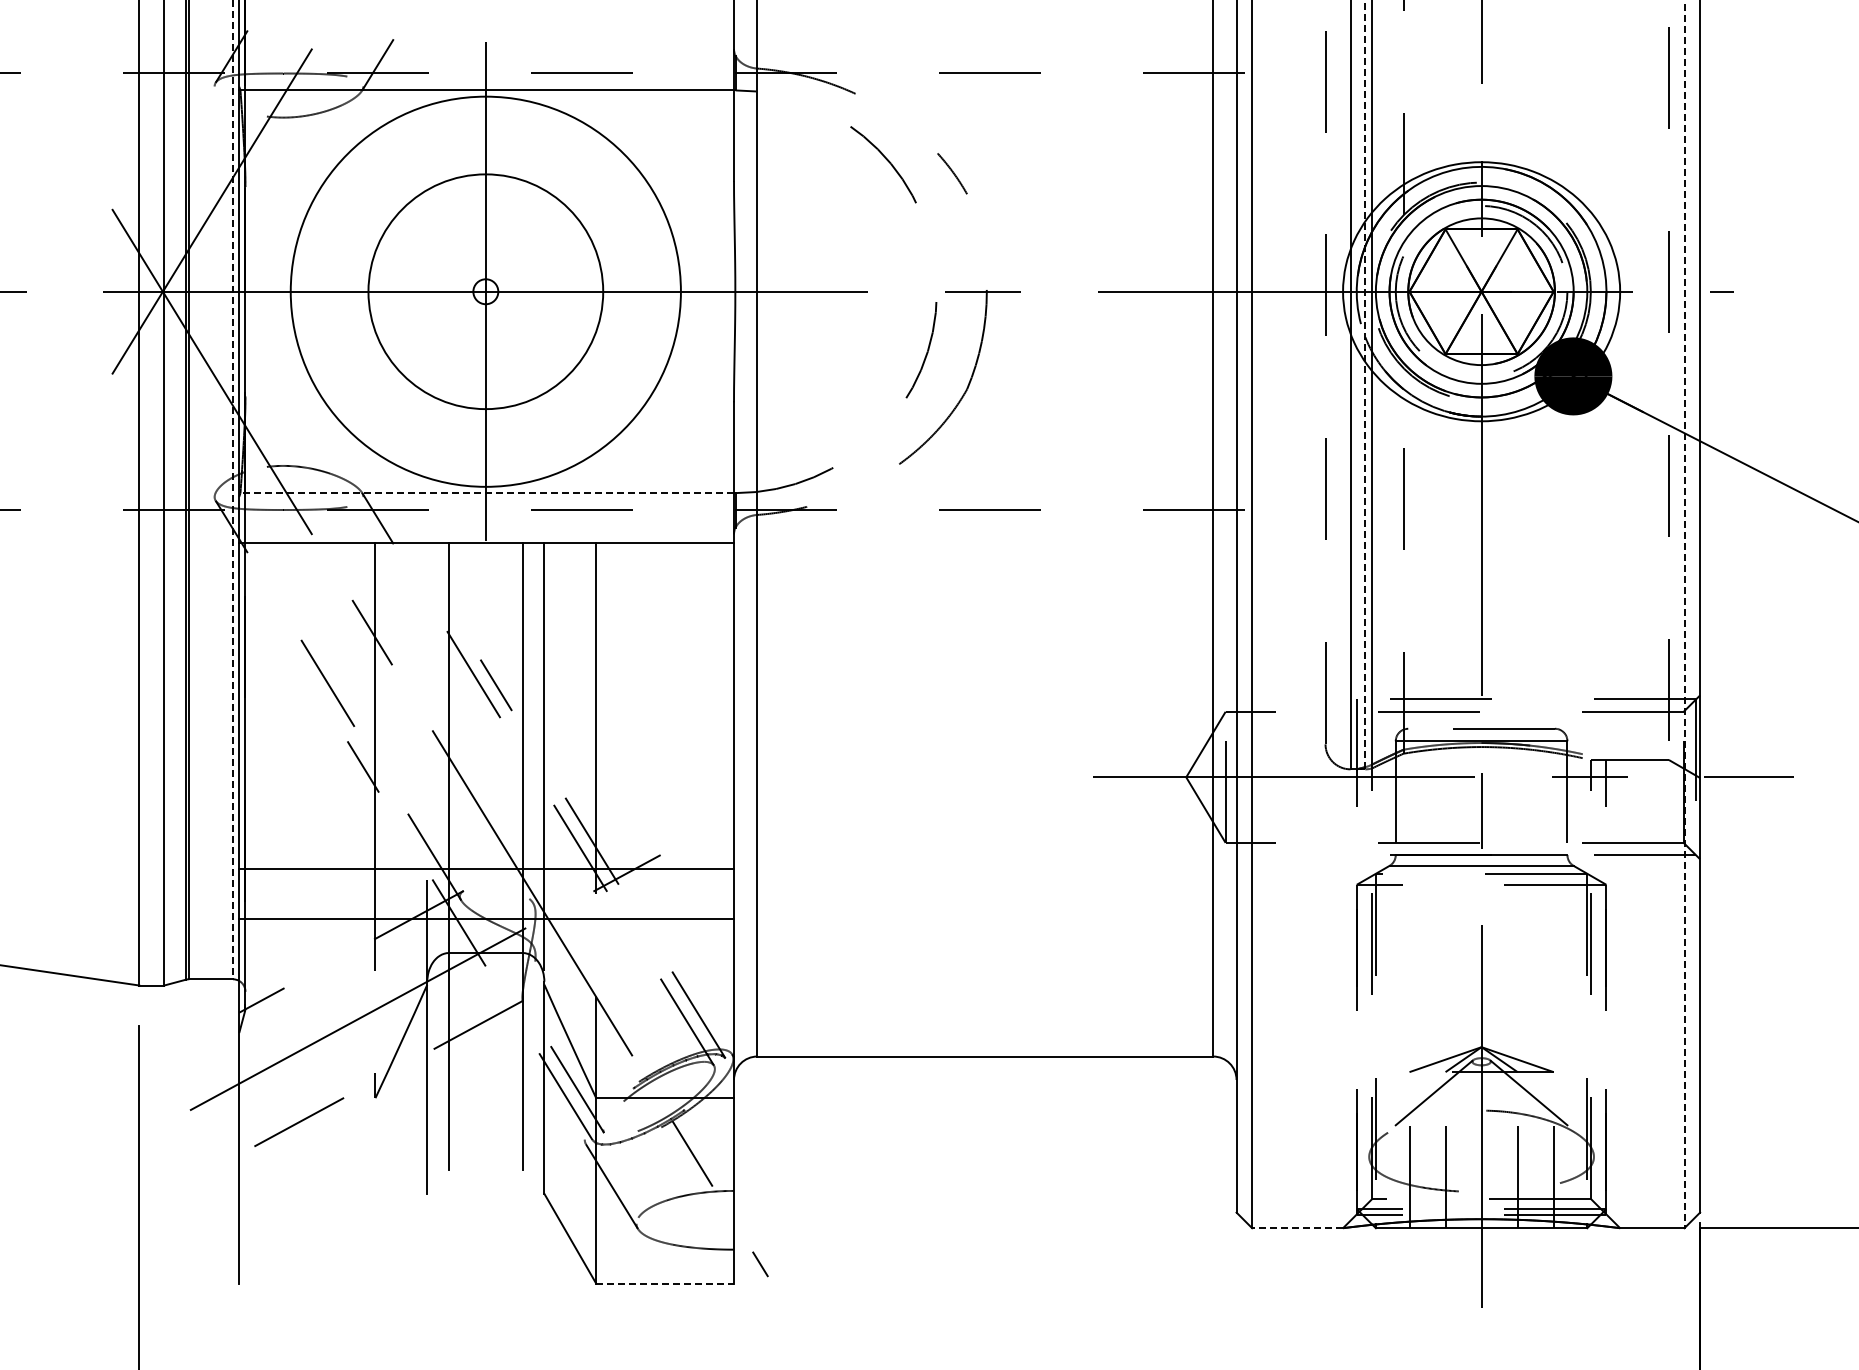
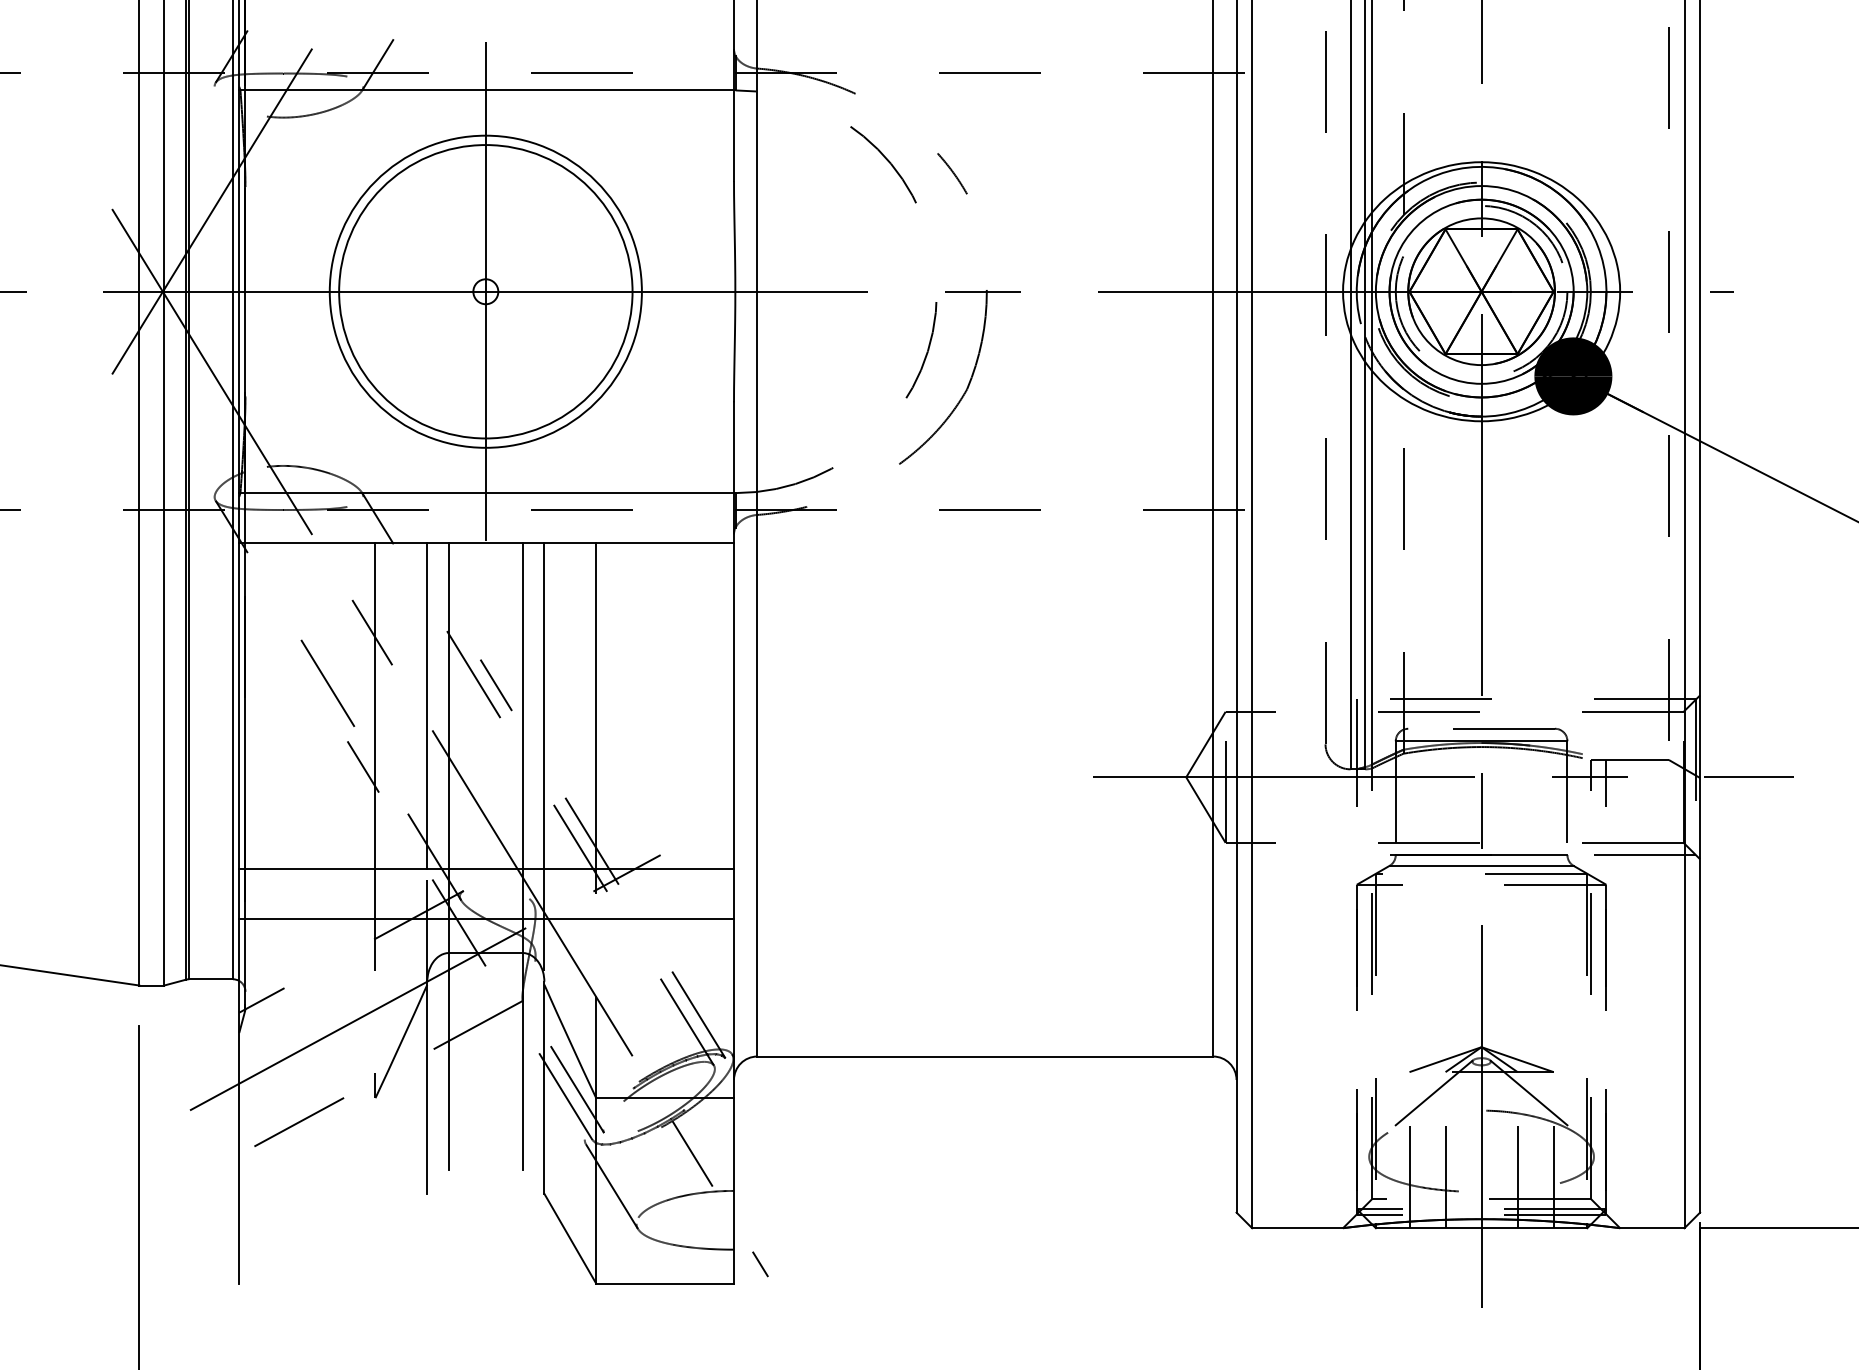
circle diameter: 235 px -> 293 px (485, 291)
circle diameter: 390 px -> 312 px (485, 291)
line: dashed -> solid (1365, 384)
line: dashed -> solid (233, 490)
line: dashed -> solid (486, 493)
line: dashed -> solid (1684, 614)
line: none -> present (427, 706)
line: dashed -> solid (1297, 1228)
line: dashed -> solid (665, 1283)
